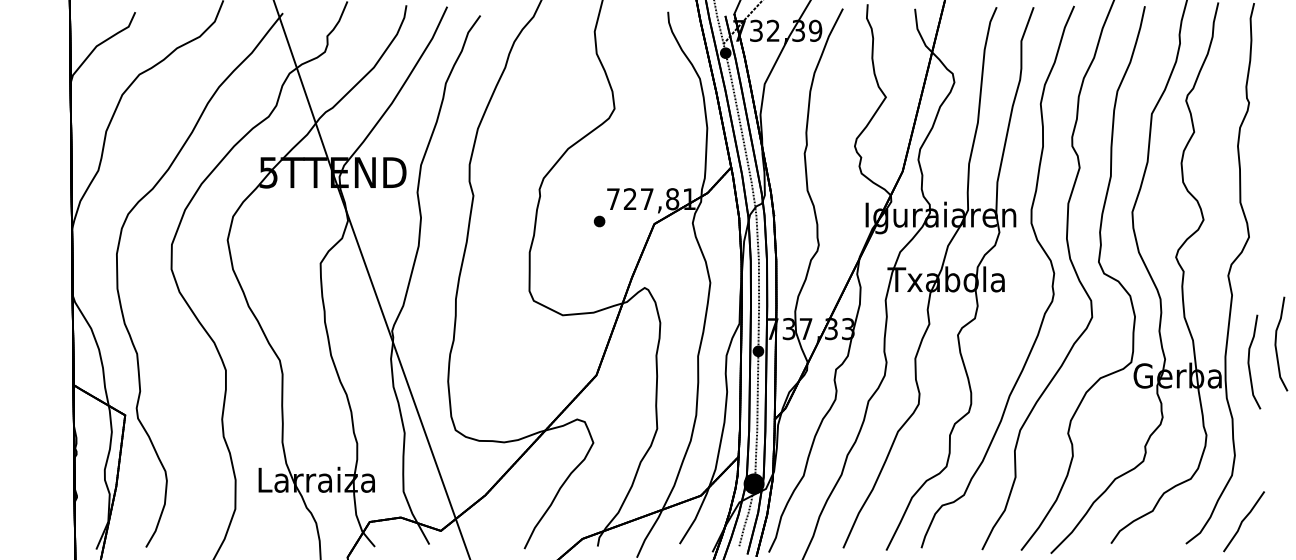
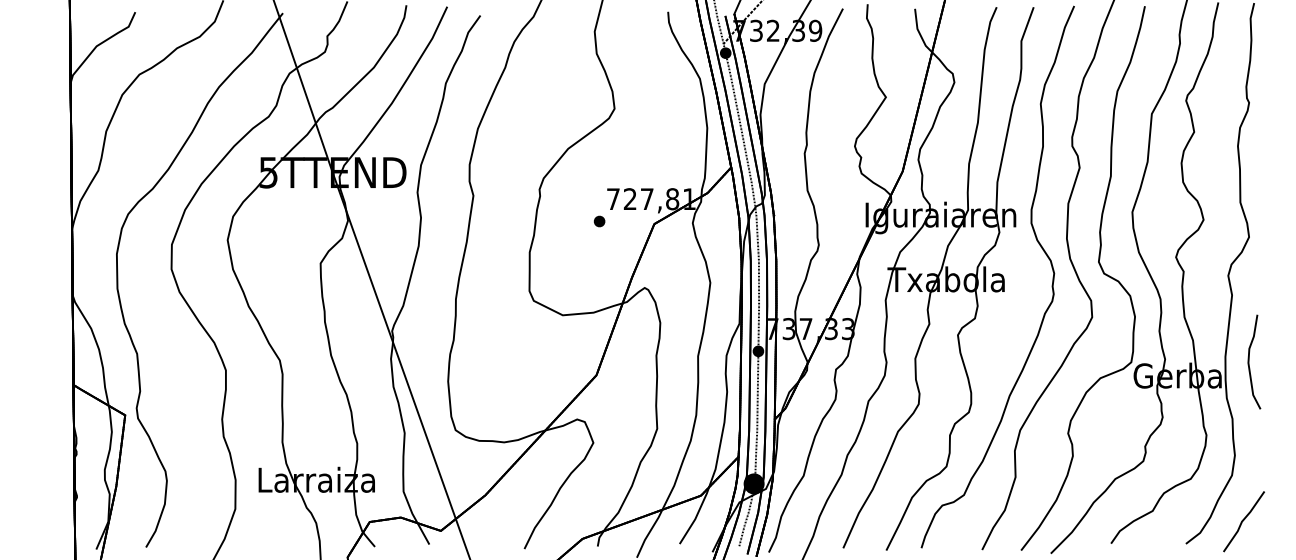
curve: present -> none (1276, 343)
